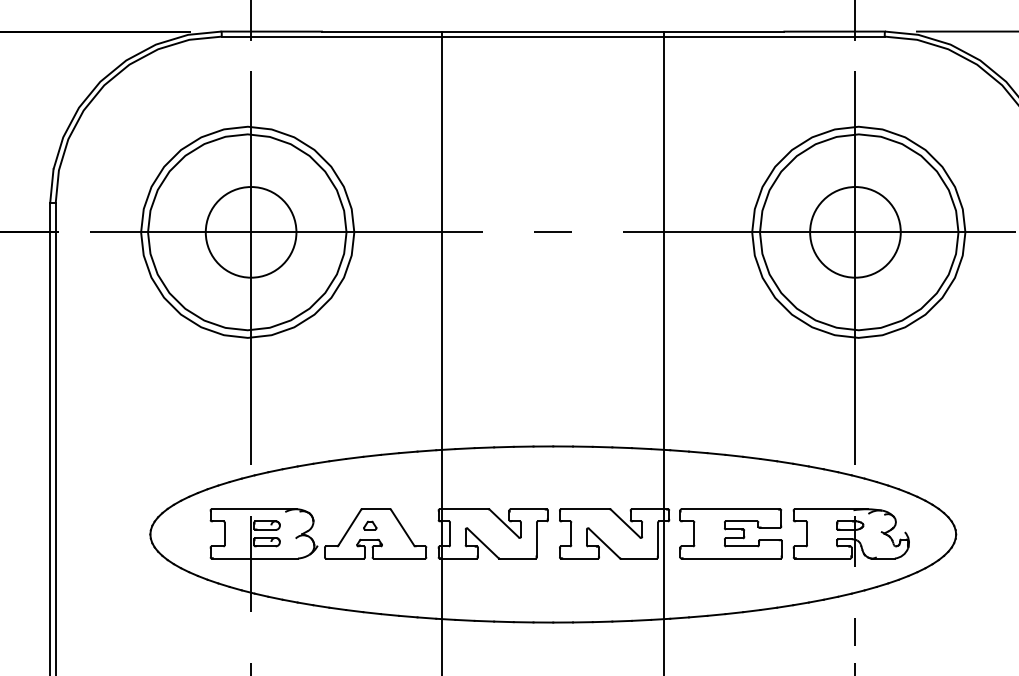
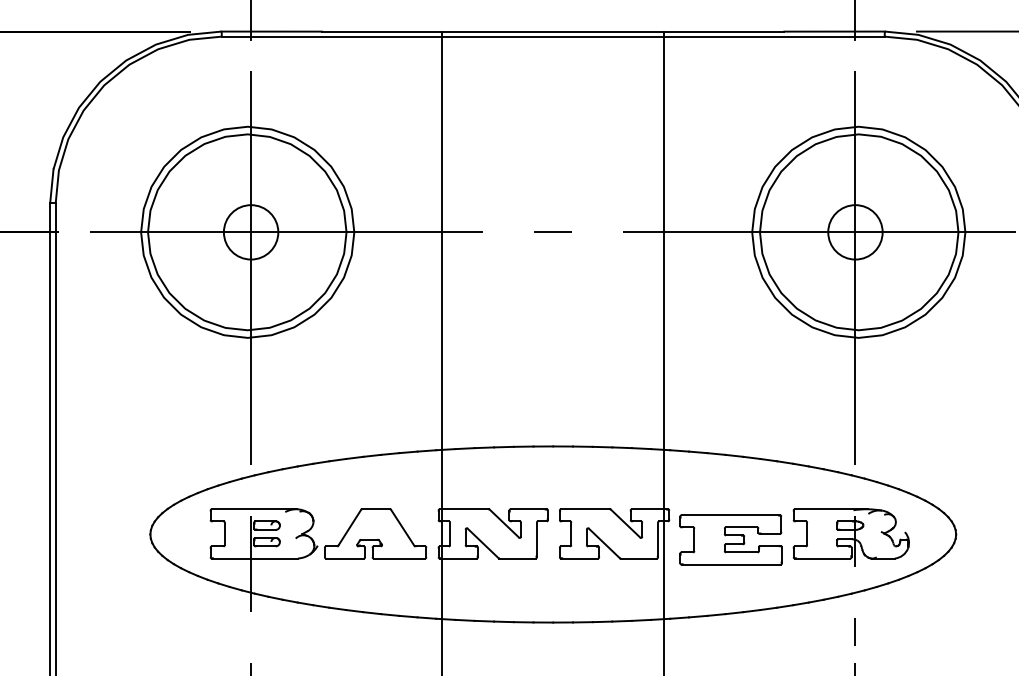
circle diameter: 91 px -> 54 px (250, 232)
circle diameter: 91 px -> 54 px (855, 232)
part: present -> none (370, 525)
part position: (730, 533) -> (730, 539) (730, 539)
